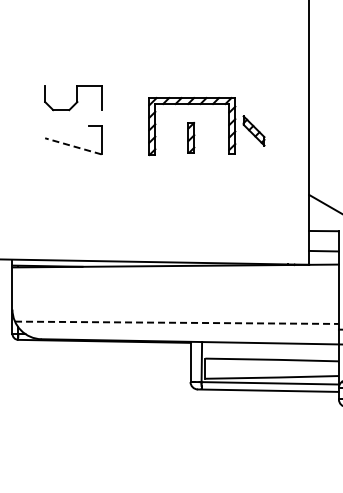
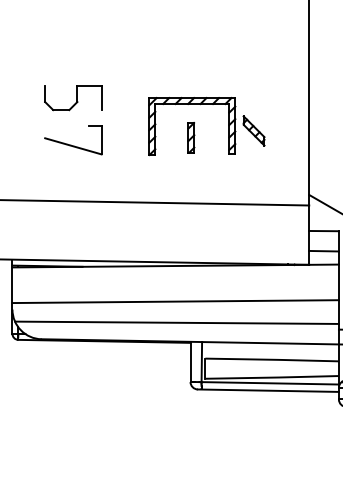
line: dashed -> solid (72, 146)
line: none -> present (155, 202)
line: none -> present (175, 301)
line: dashed -> solid (176, 322)
